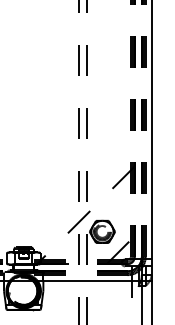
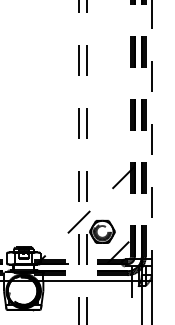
line: solid -> dashed (151, 140)
